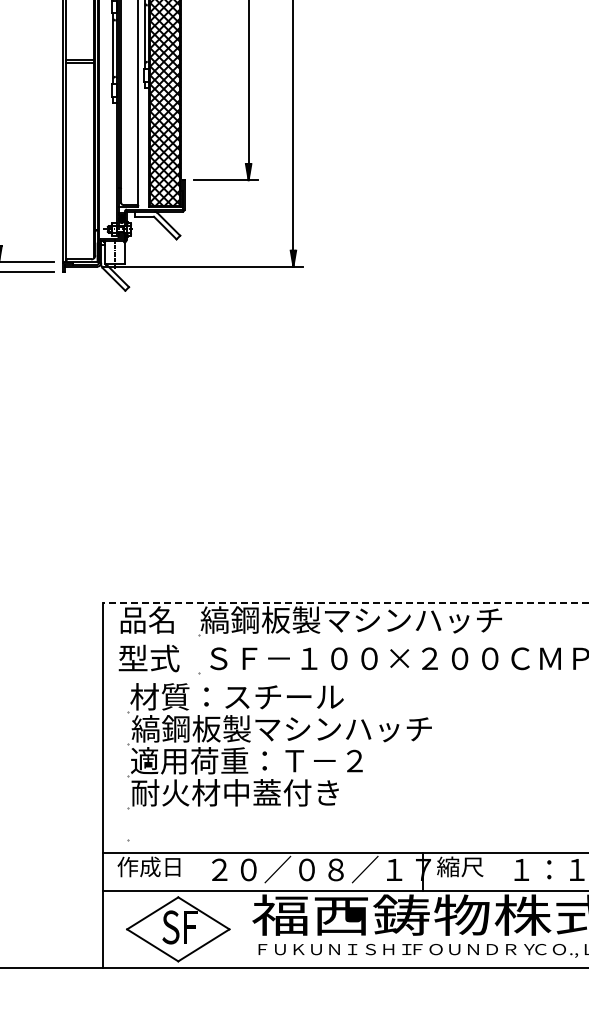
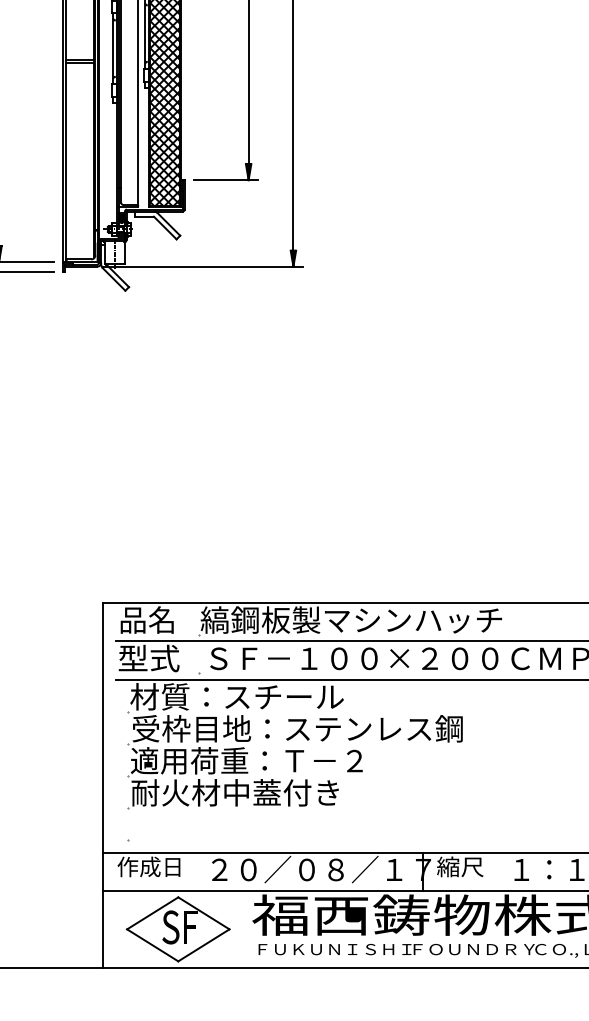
line: dashed -> solid (345, 603)
line: none -> present (350, 641)
line: none -> present (350, 679)
text: 縞鋼板製マシンハッチ -> 受枠目地：ステンレス鋼 (296, 728)
